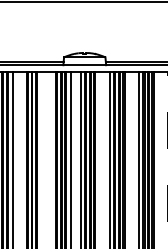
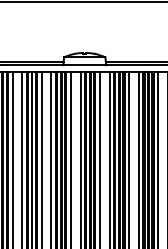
line: none -> present (22, 158)
line: none -> present (41, 158)
line: none -> present (51, 158)
line: none -> present (99, 158)
line: none -> present (129, 158)
line: none -> present (158, 158)
line: dashed -> solid (167, 160)
